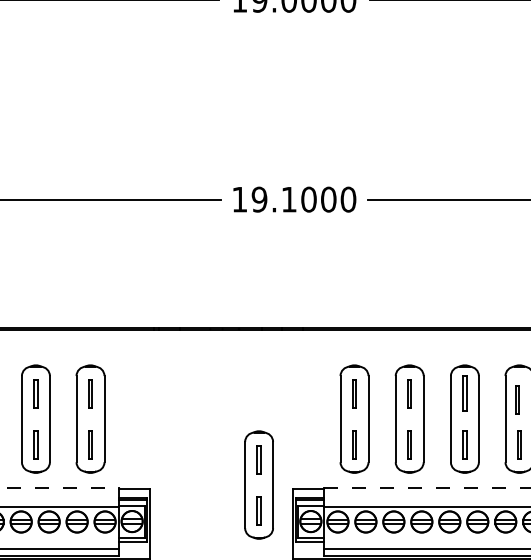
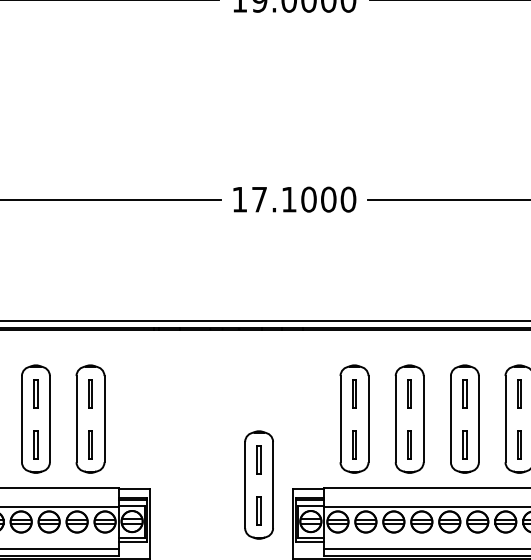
text: 19.1000 -> 17.1000 (259, 199)
line: none -> present (264, 321)
part size: 6x37 px -> 6x30 px (464, 393)
line position: (516, 399) -> (518, 393) (518, 393)
line: dashed -> solid (60, 488)
line: dashed -> solid (427, 488)
